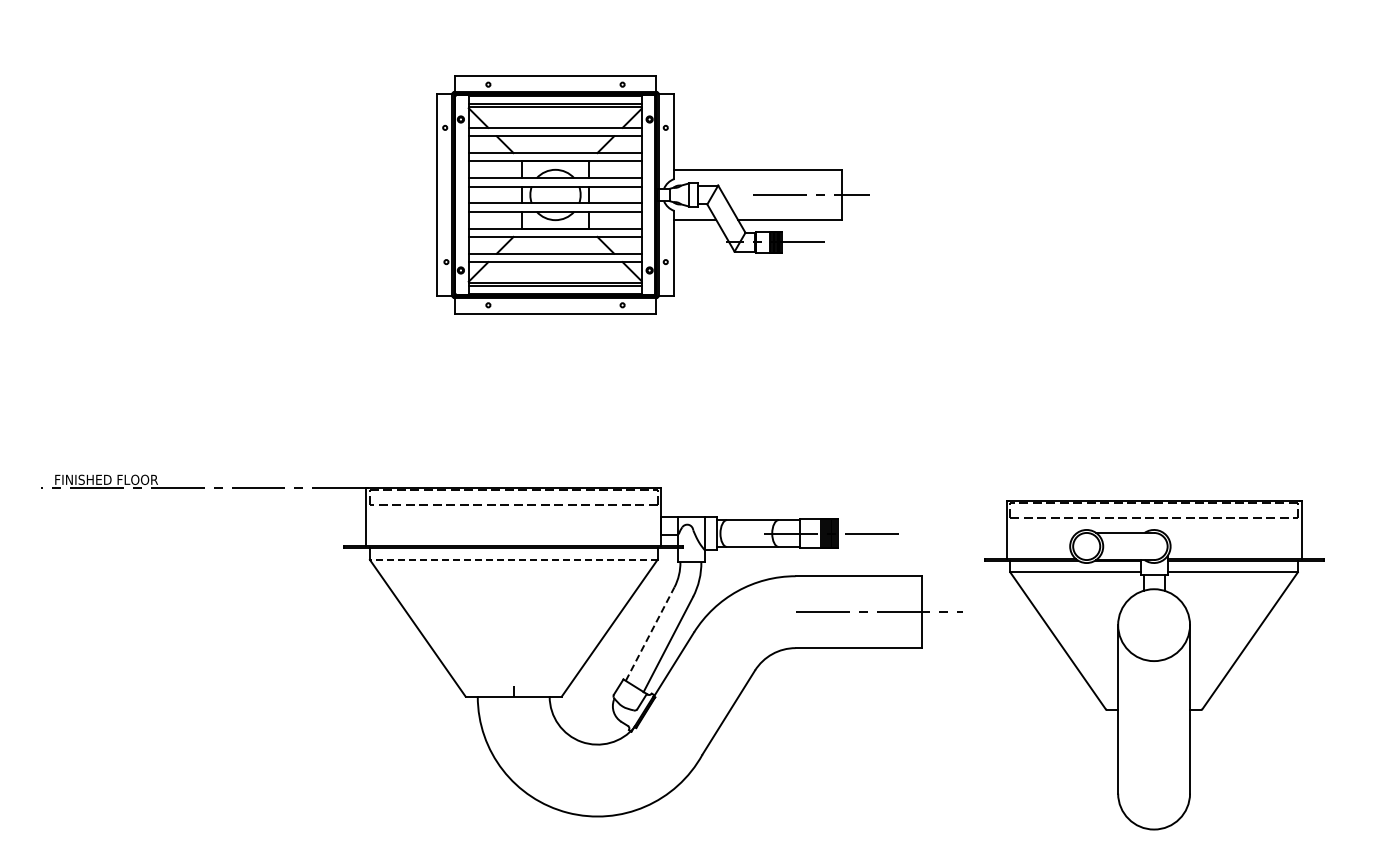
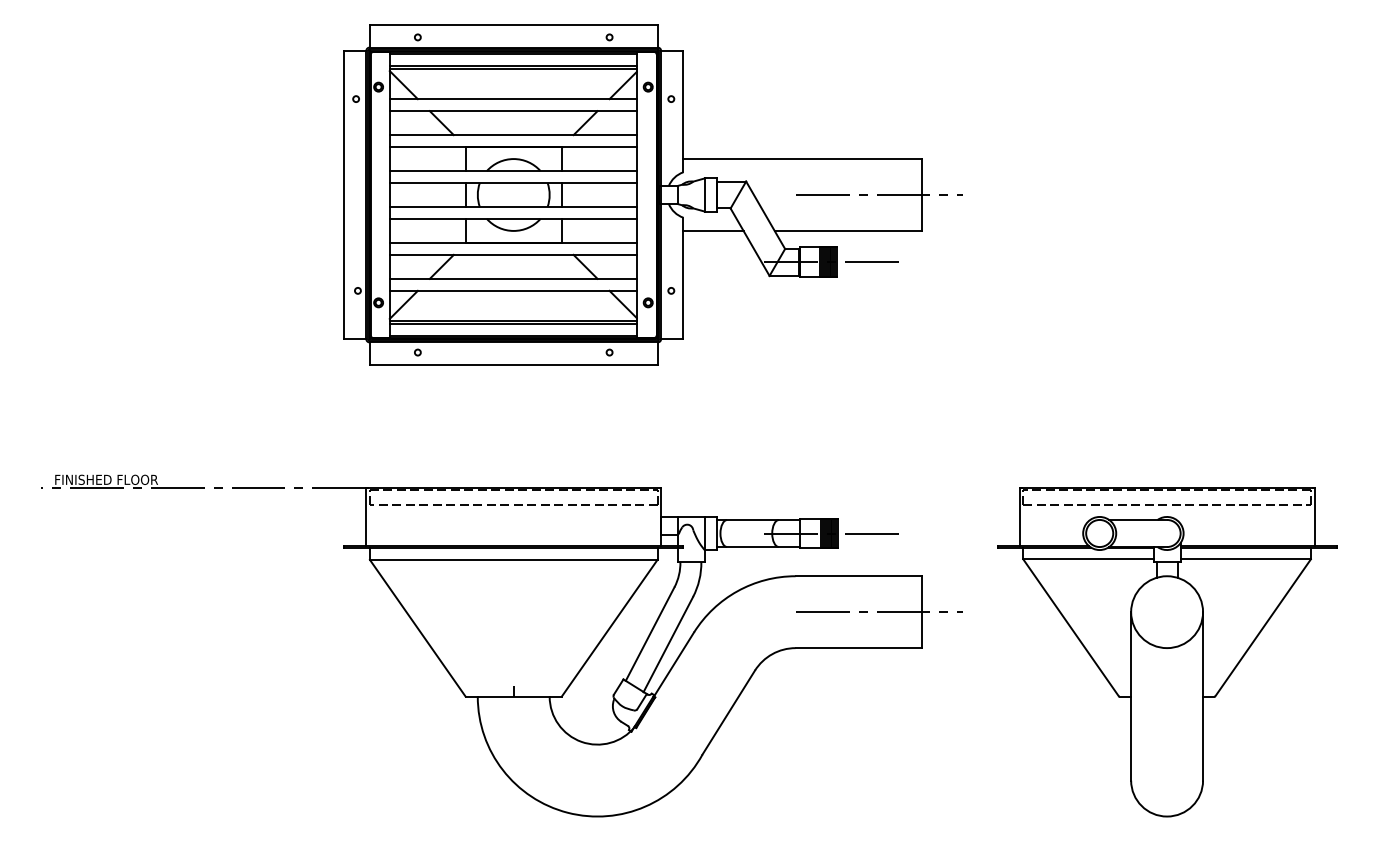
part size: 434x240 px -> 620x342 px (652, 194)
line: dashed -> solid (513, 559)
line: dashed -> solid (650, 634)
part position: (1154, 665) -> (1167, 652) (1167, 652)
